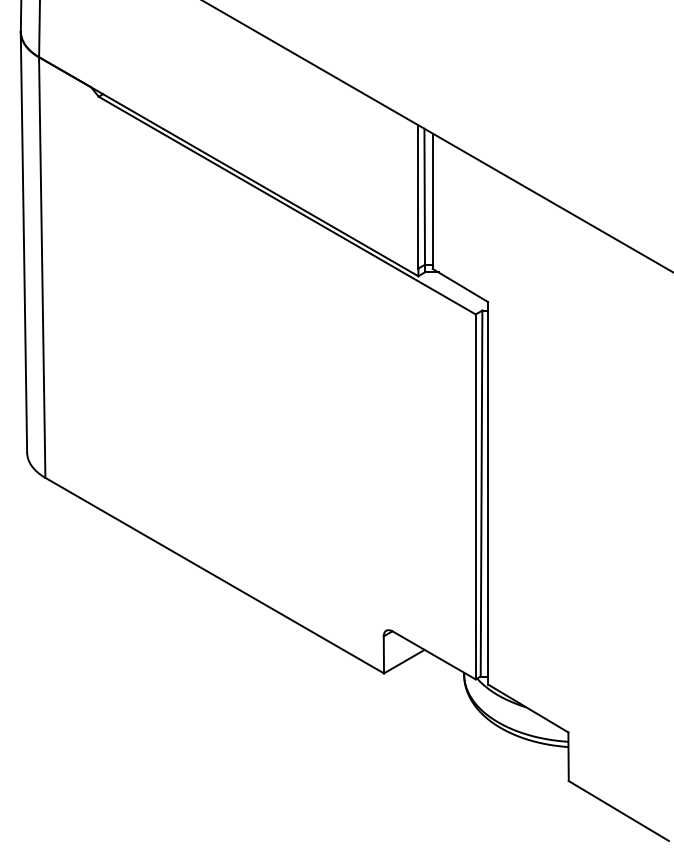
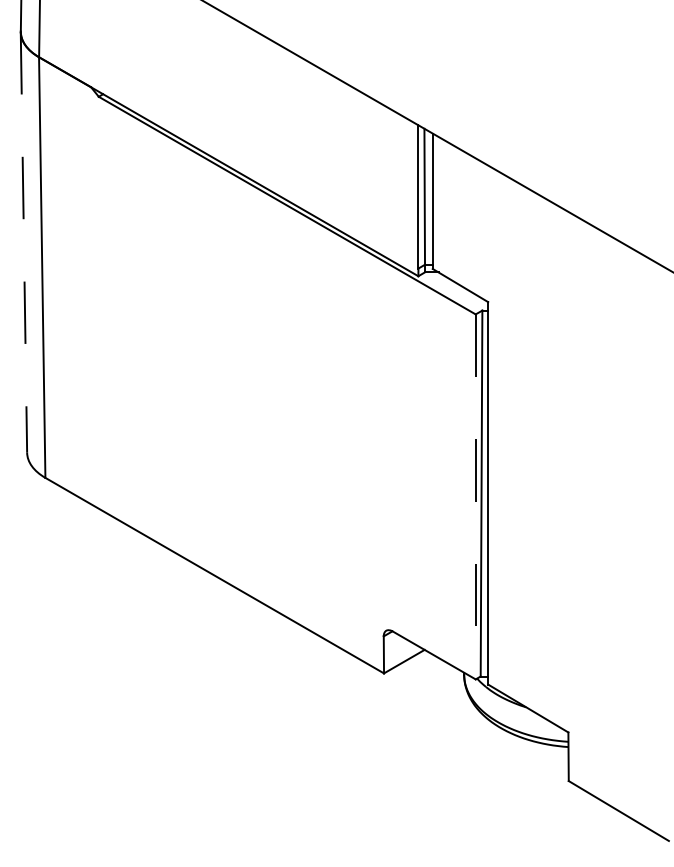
line: solid -> dashed (23, 242)
line: solid -> dashed (475, 497)
